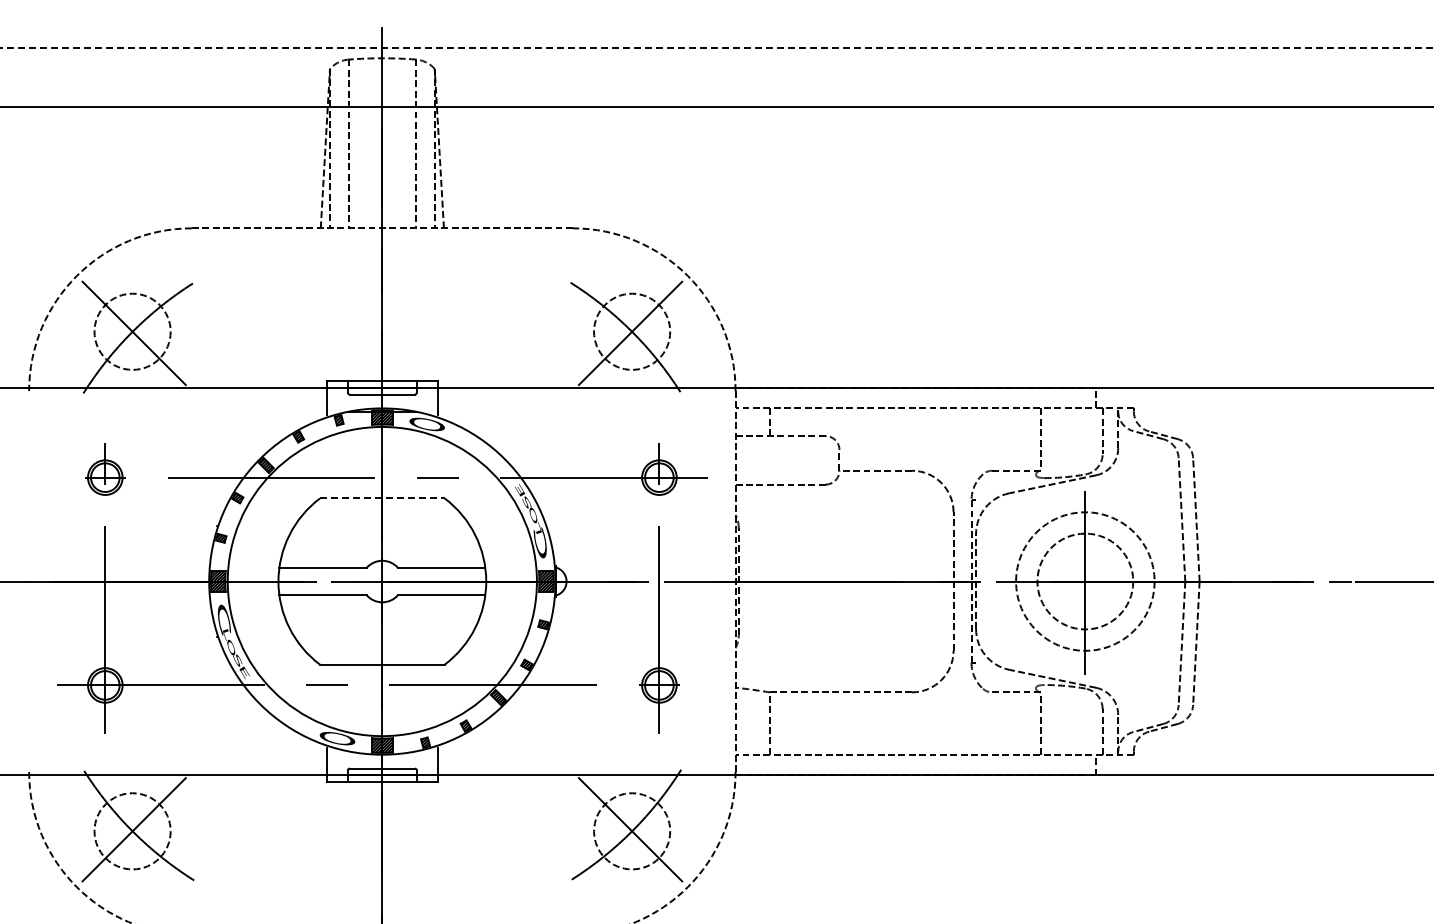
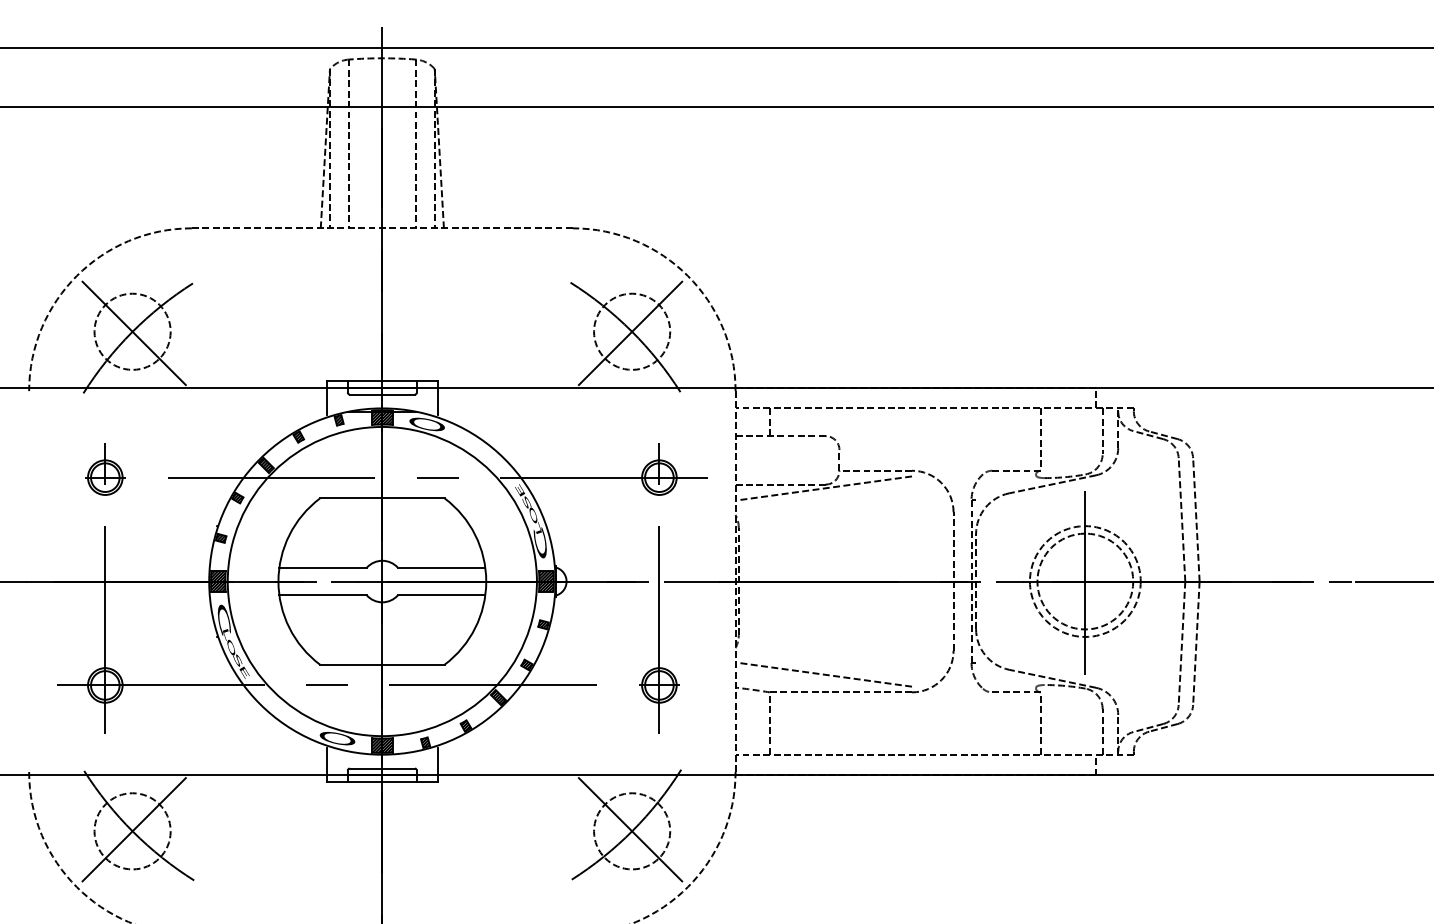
line: dashed -> solid (716, 48)
line: none -> present (825, 488)
line: dashed -> solid (382, 498)
circle diameter: 139 px -> 111 px (1084, 581)
line: none -> present (825, 674)
